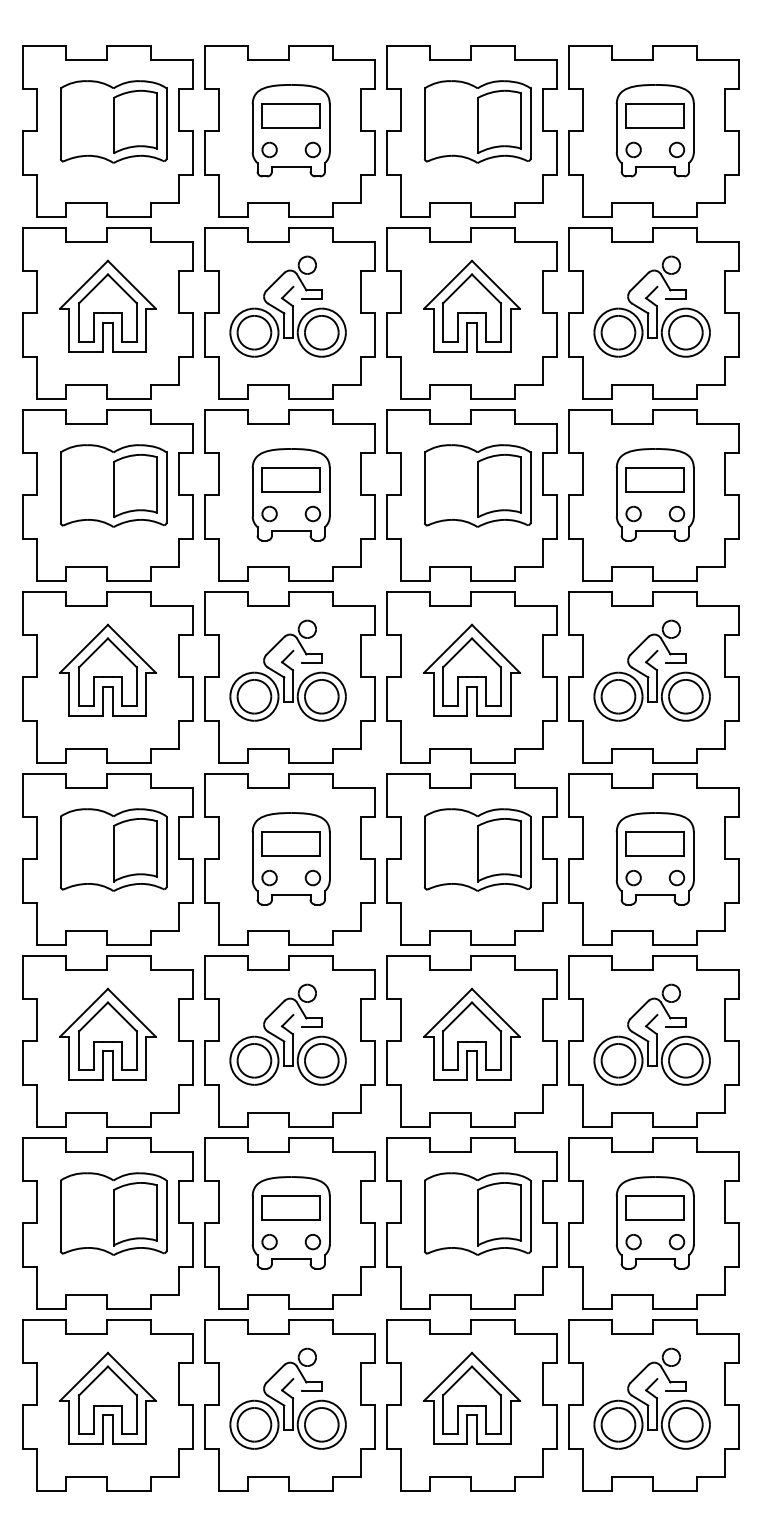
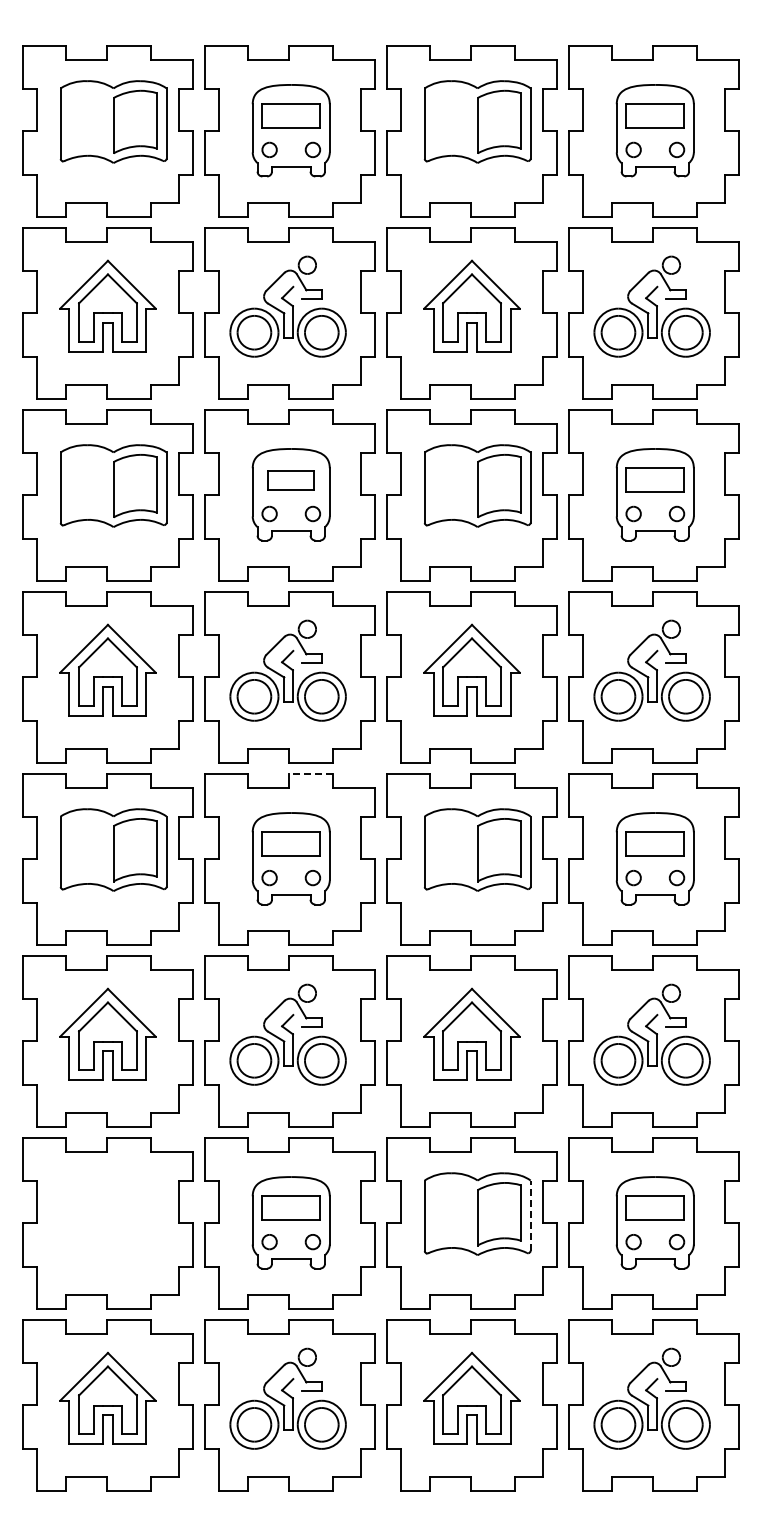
part size: 60x26 px -> 48x21 px (290, 480)
line: solid -> dashed (311, 774)
part: present -> none (113, 1213)
line: solid -> dashed (530, 1215)
